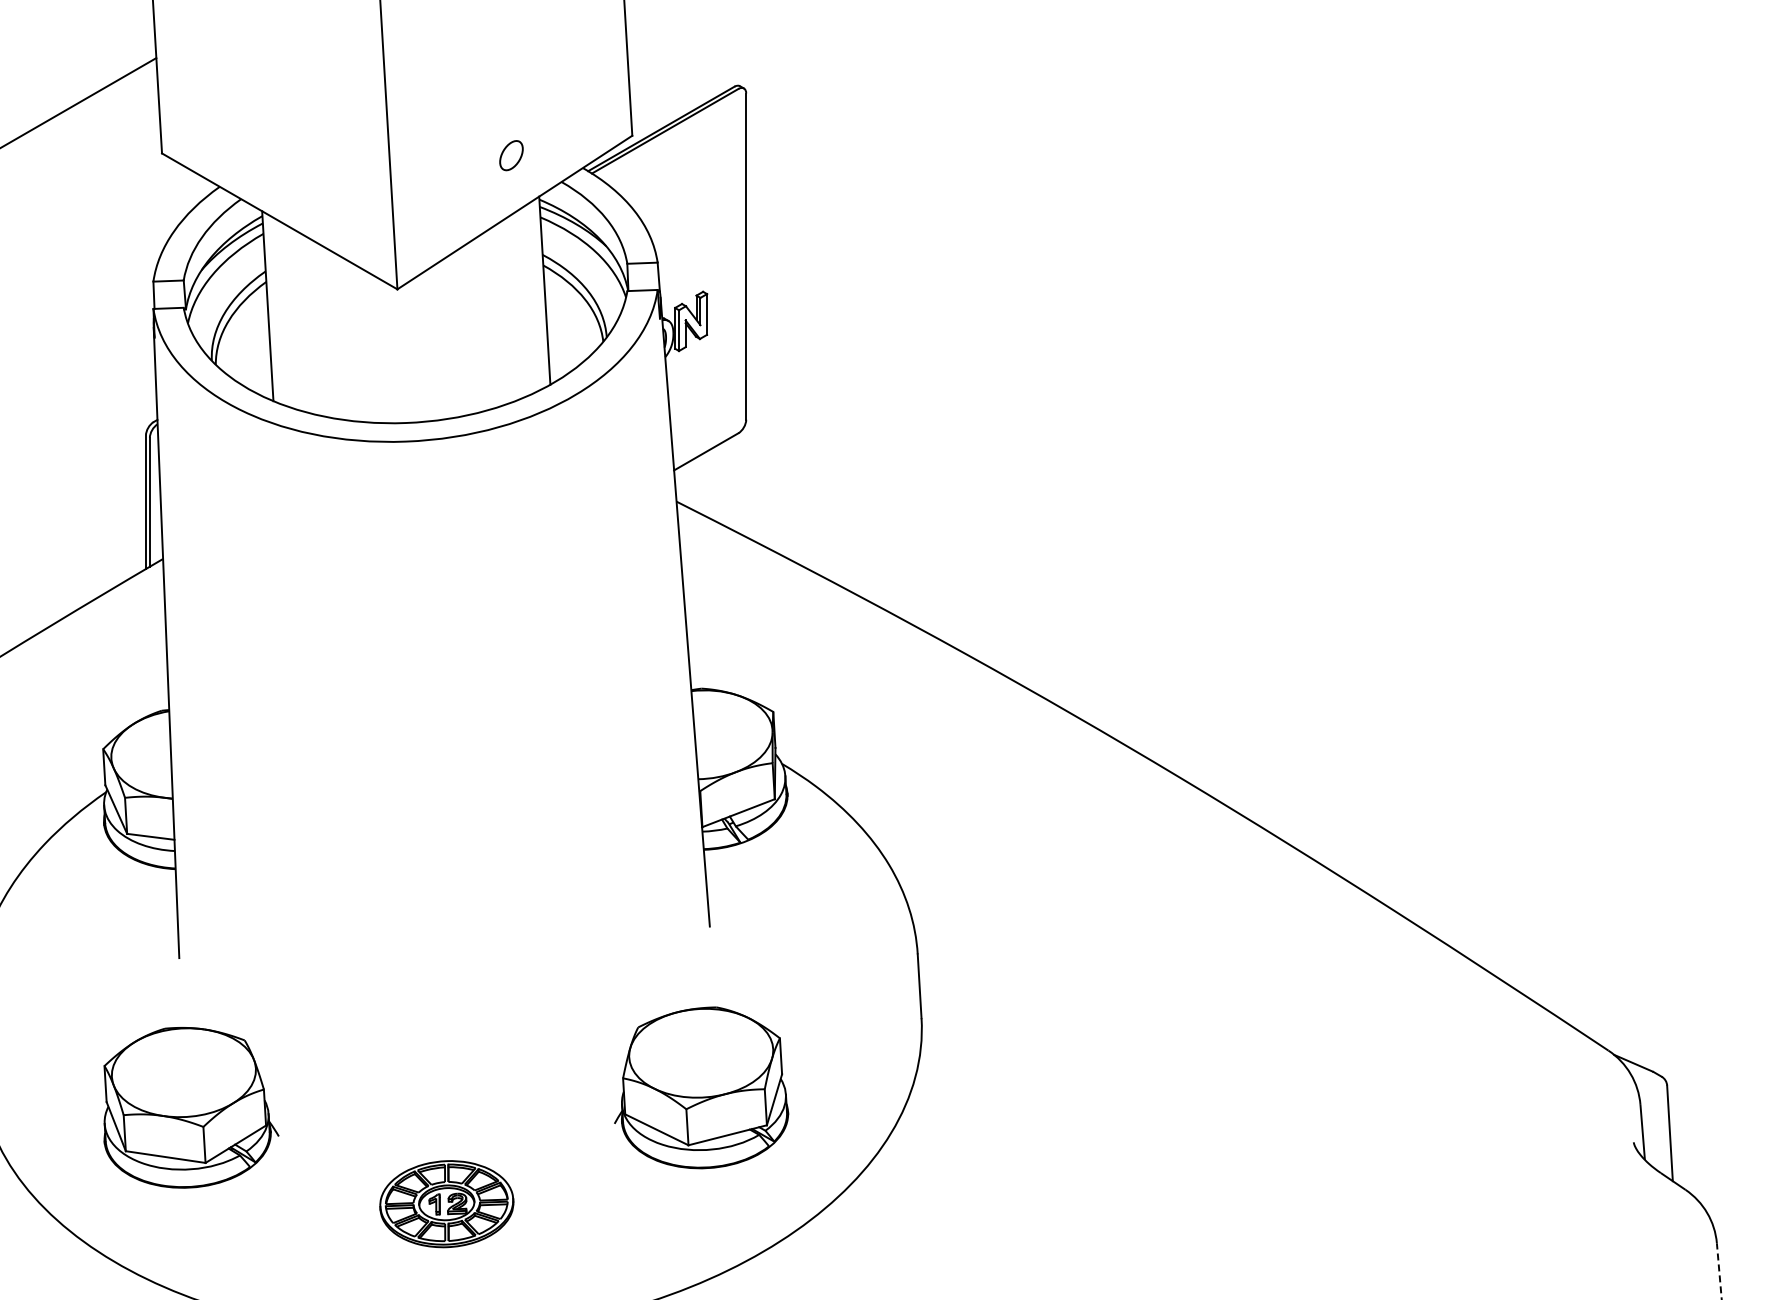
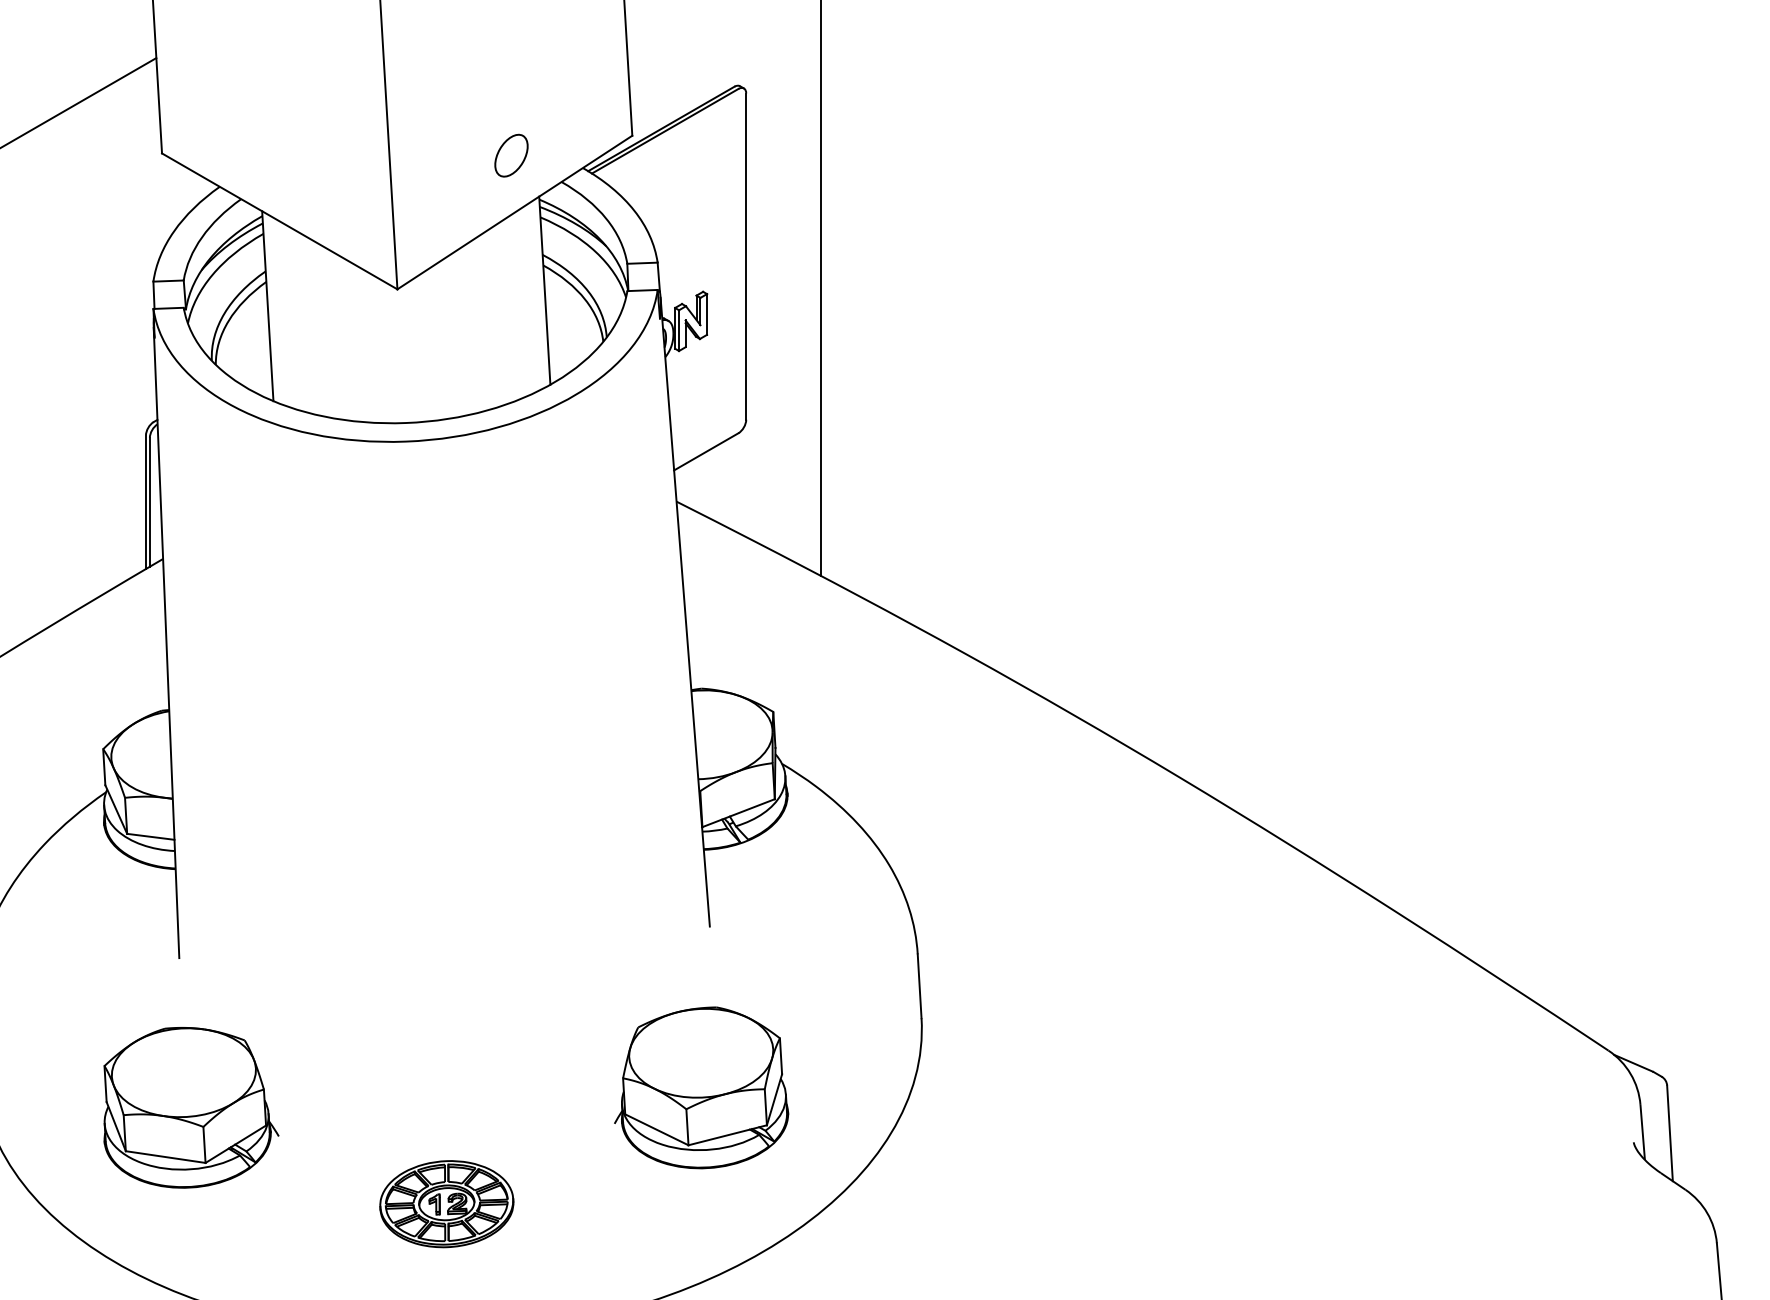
part size: 25x32 px -> 35x45 px (511, 155)
line: none -> present (820, 288)
line: dashed -> solid (1719, 1270)
